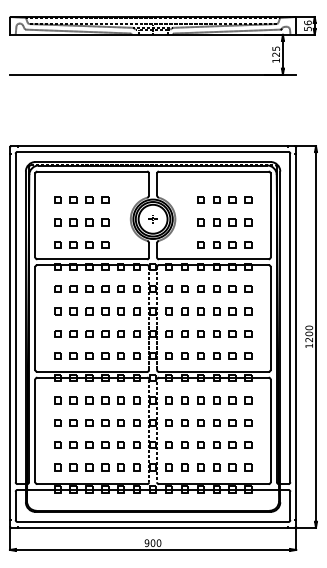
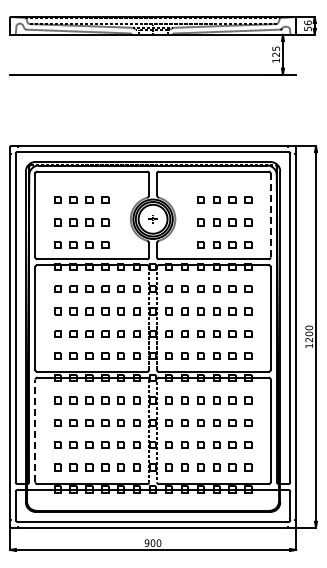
line: solid -> dashed (270, 215)
line: solid -> dashed (35, 430)
